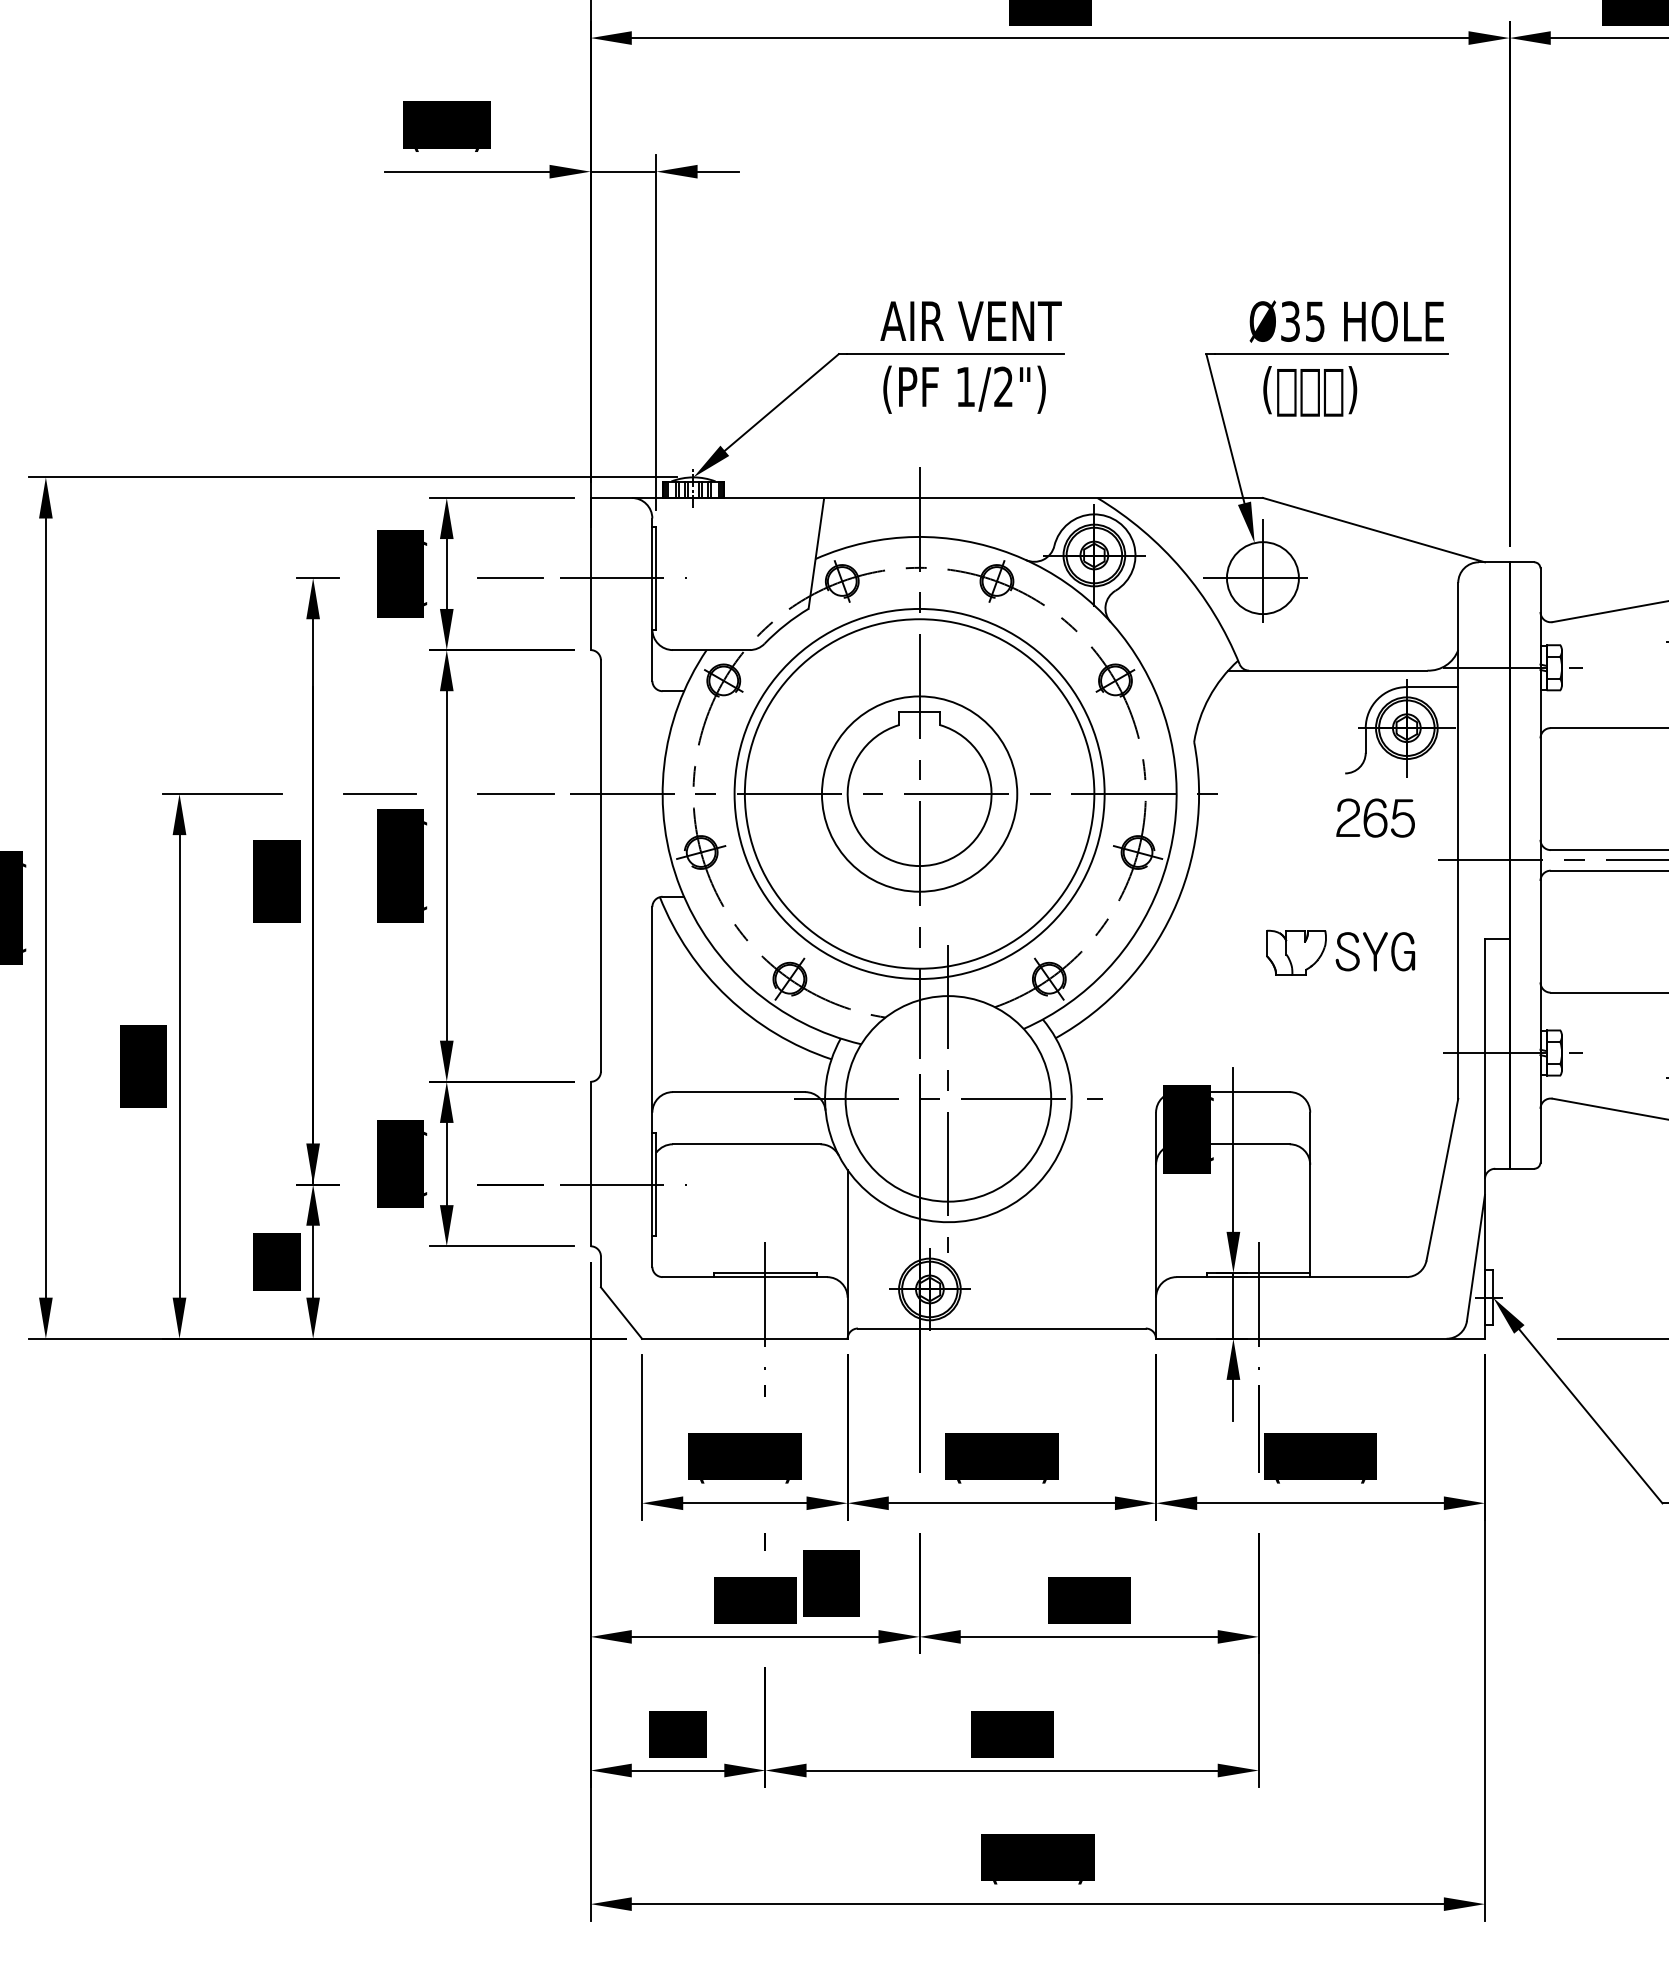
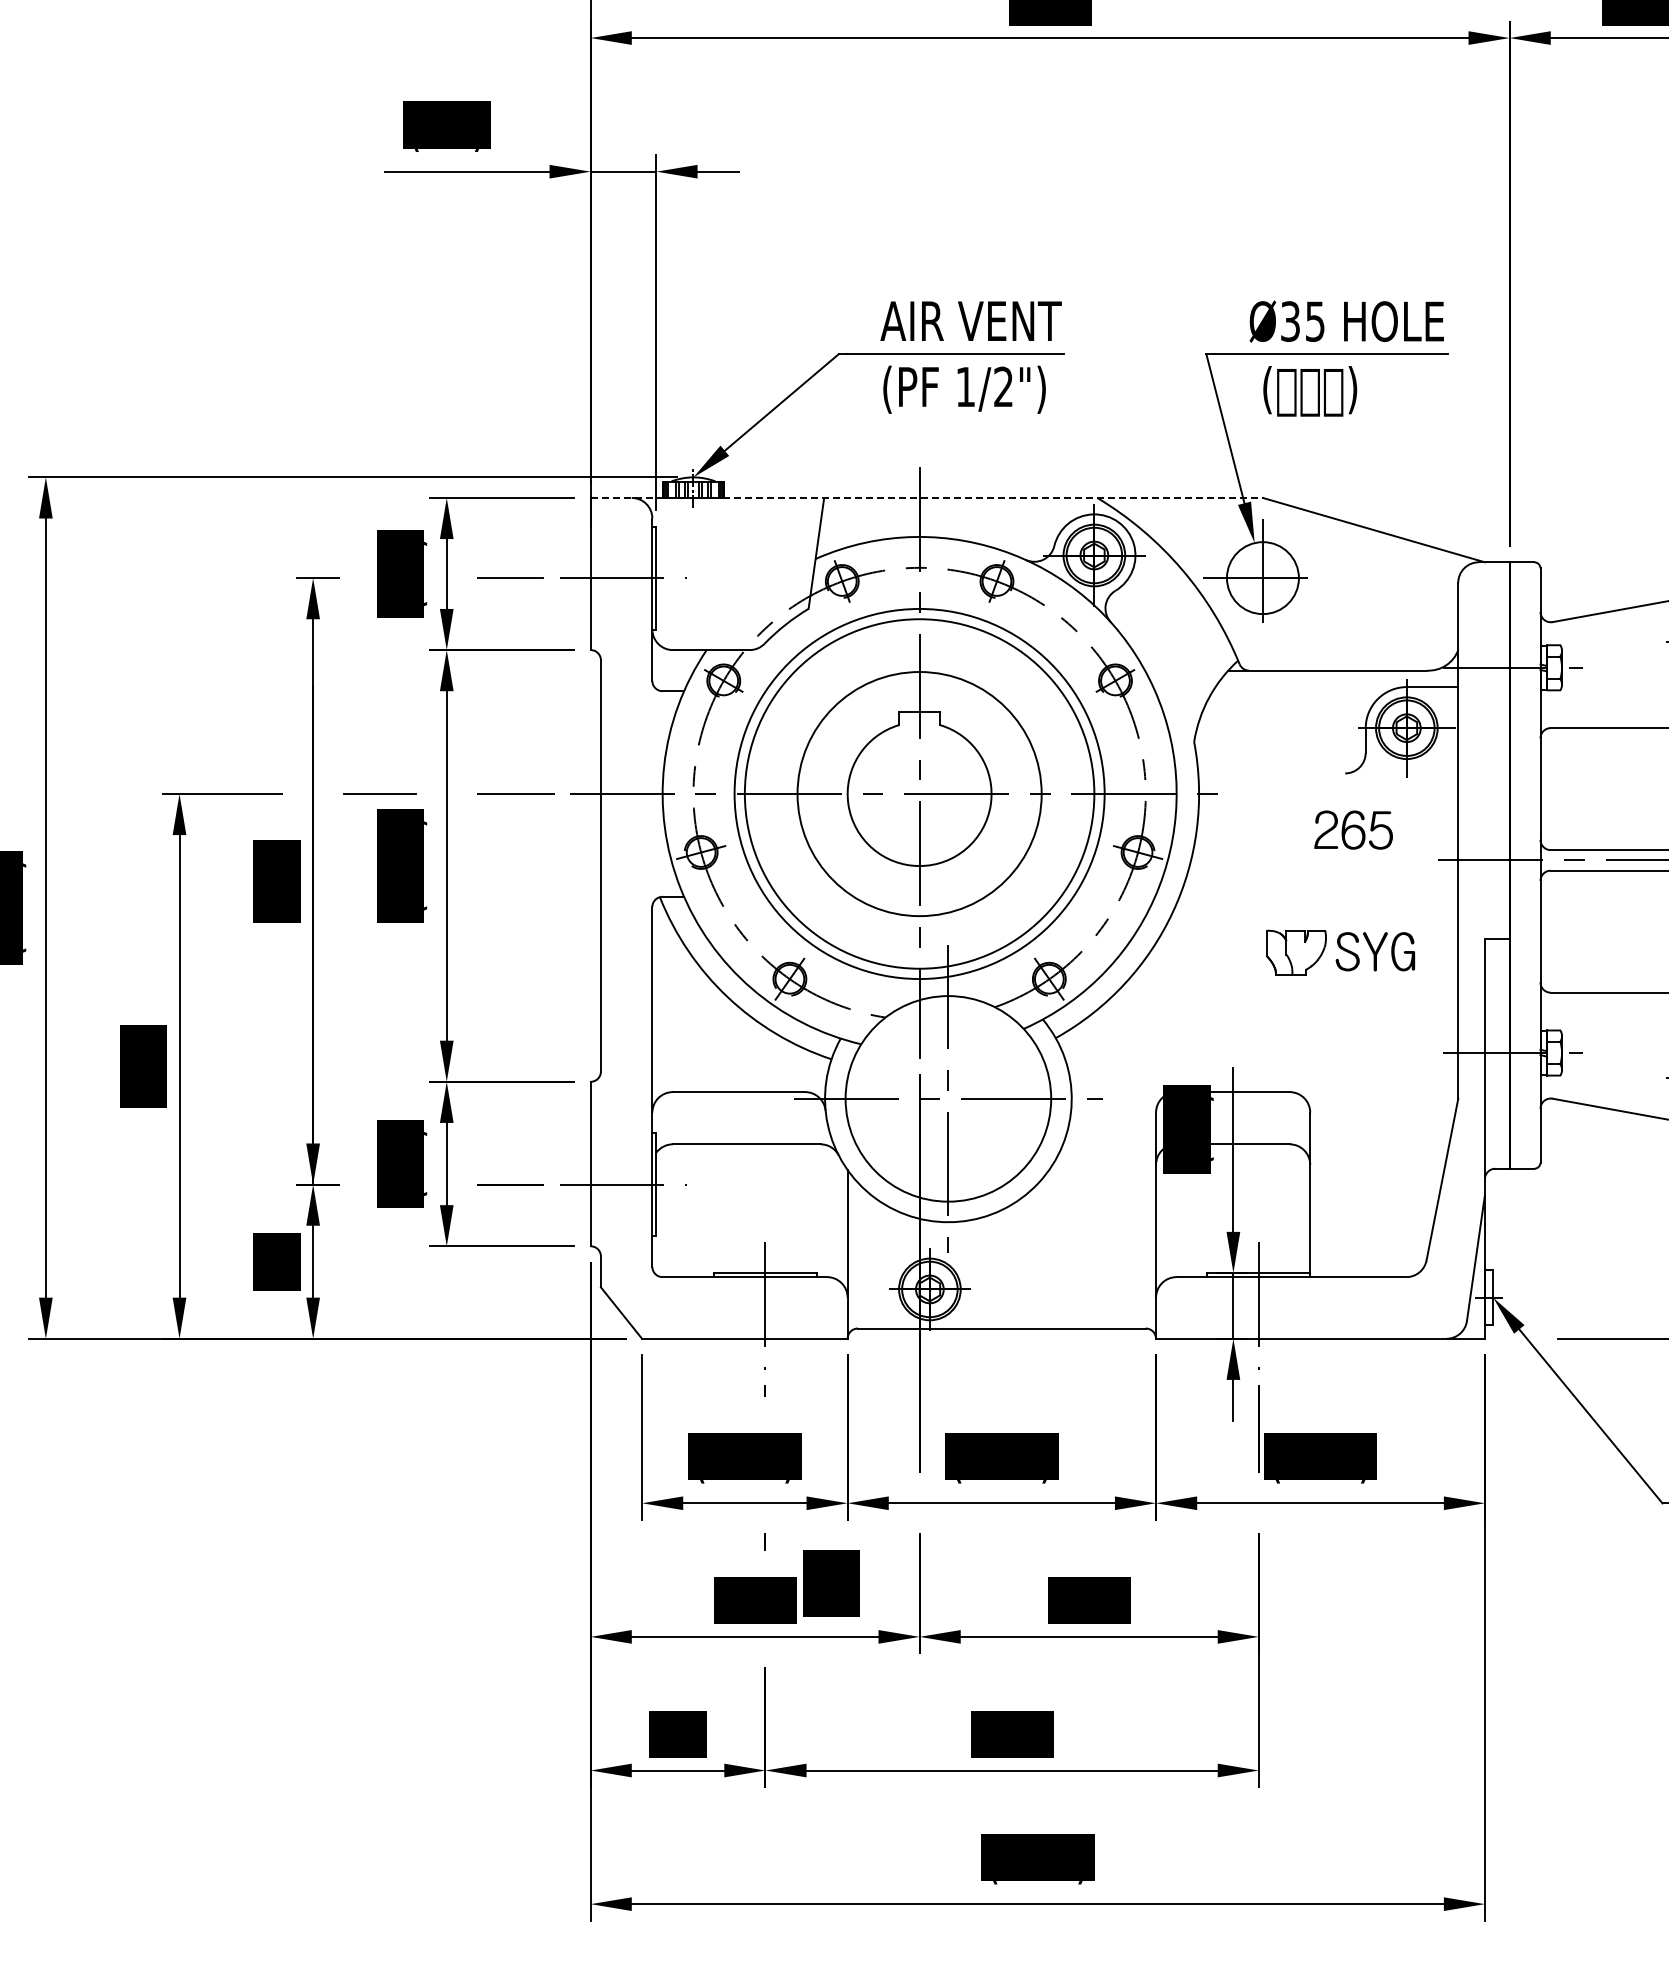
line: solid -> dashed (927, 497)
circle diameter: 195 px -> 244 px (919, 794)
text position: (1375, 817) -> (1353, 829) (1353, 829)
